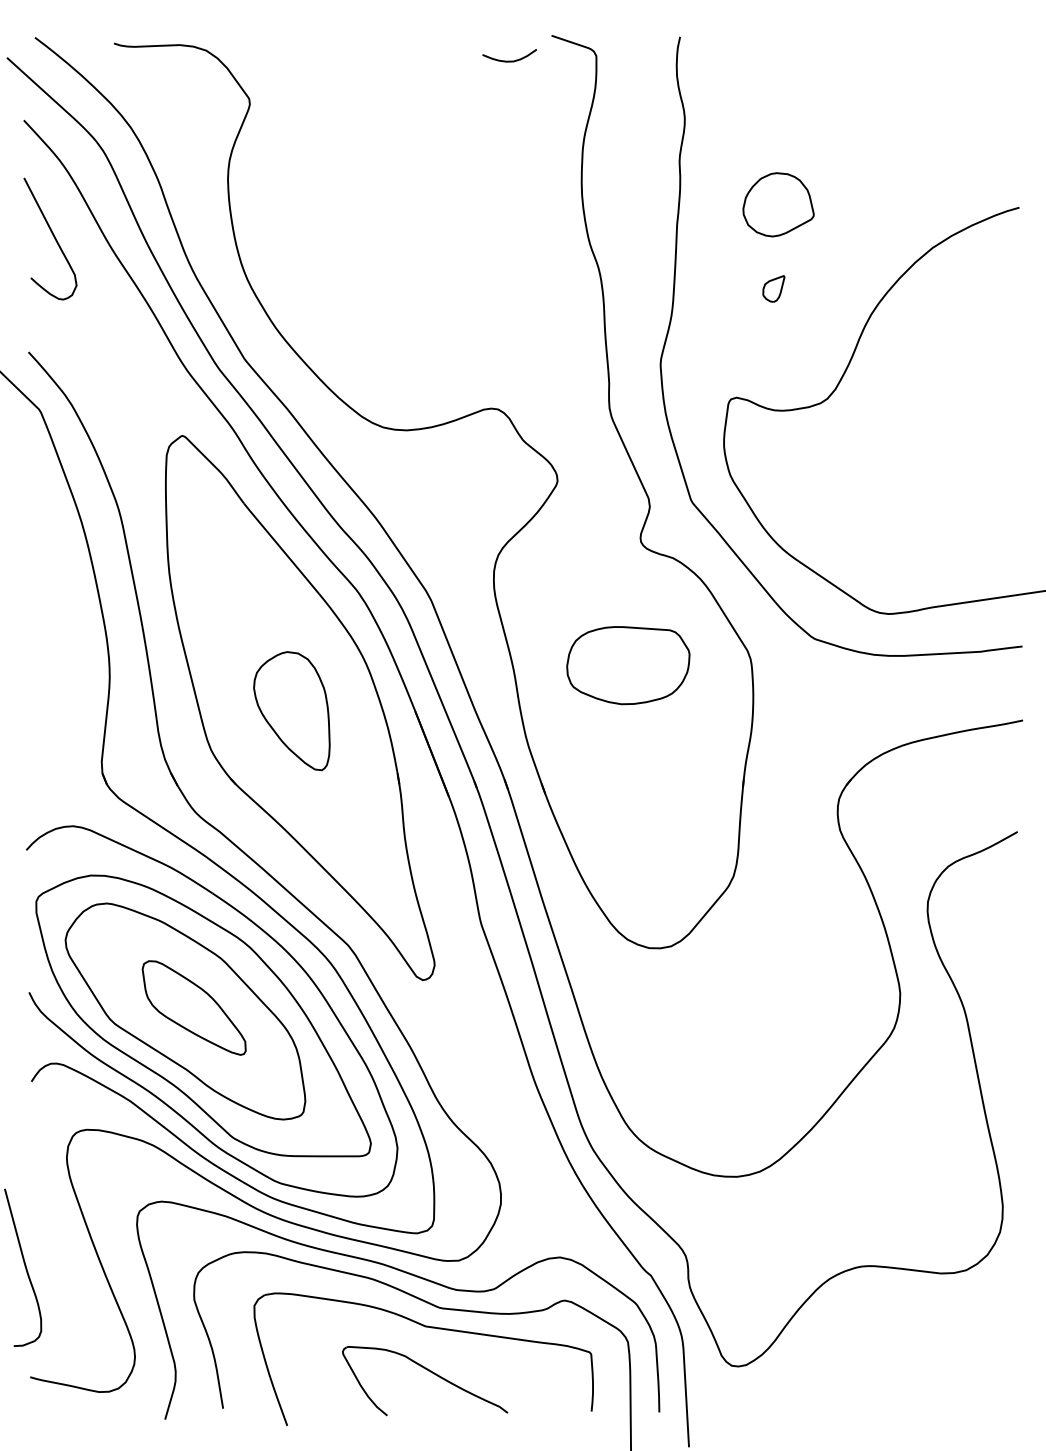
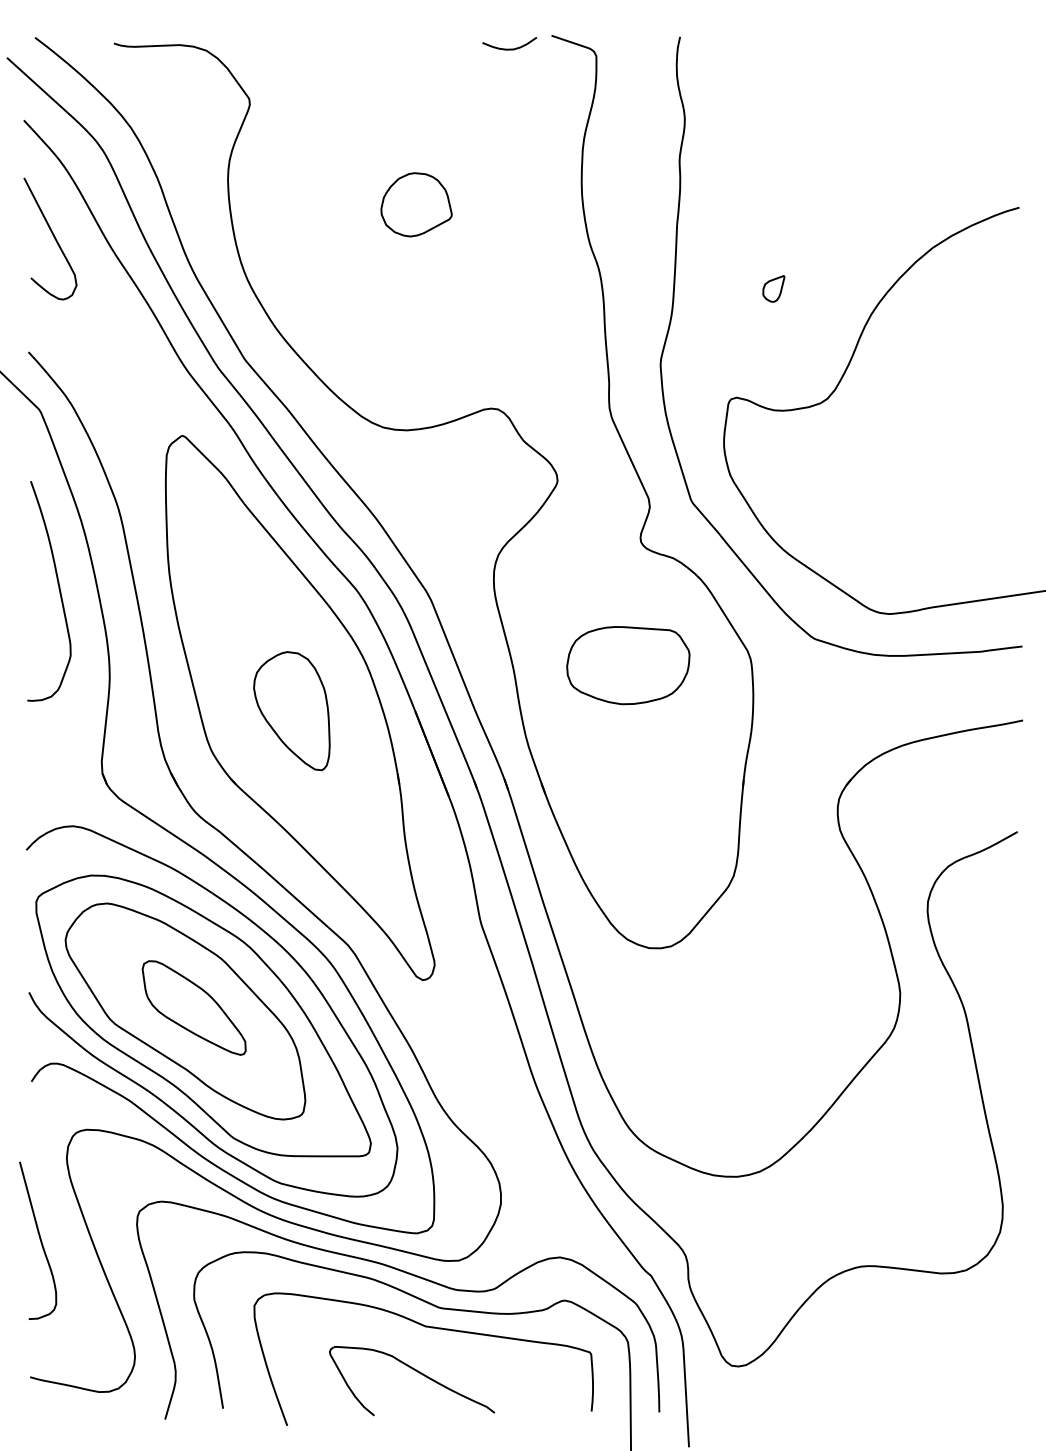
curve position: (509, 60) -> (509, 48) (509, 48)
part position: (778, 204) -> (416, 204) (416, 204)
curve: none -> present (58, 589)
curve position: (24, 1266) -> (39, 1239) (39, 1239)
part position: (430, 1372) -> (417, 1372) (417, 1372)
